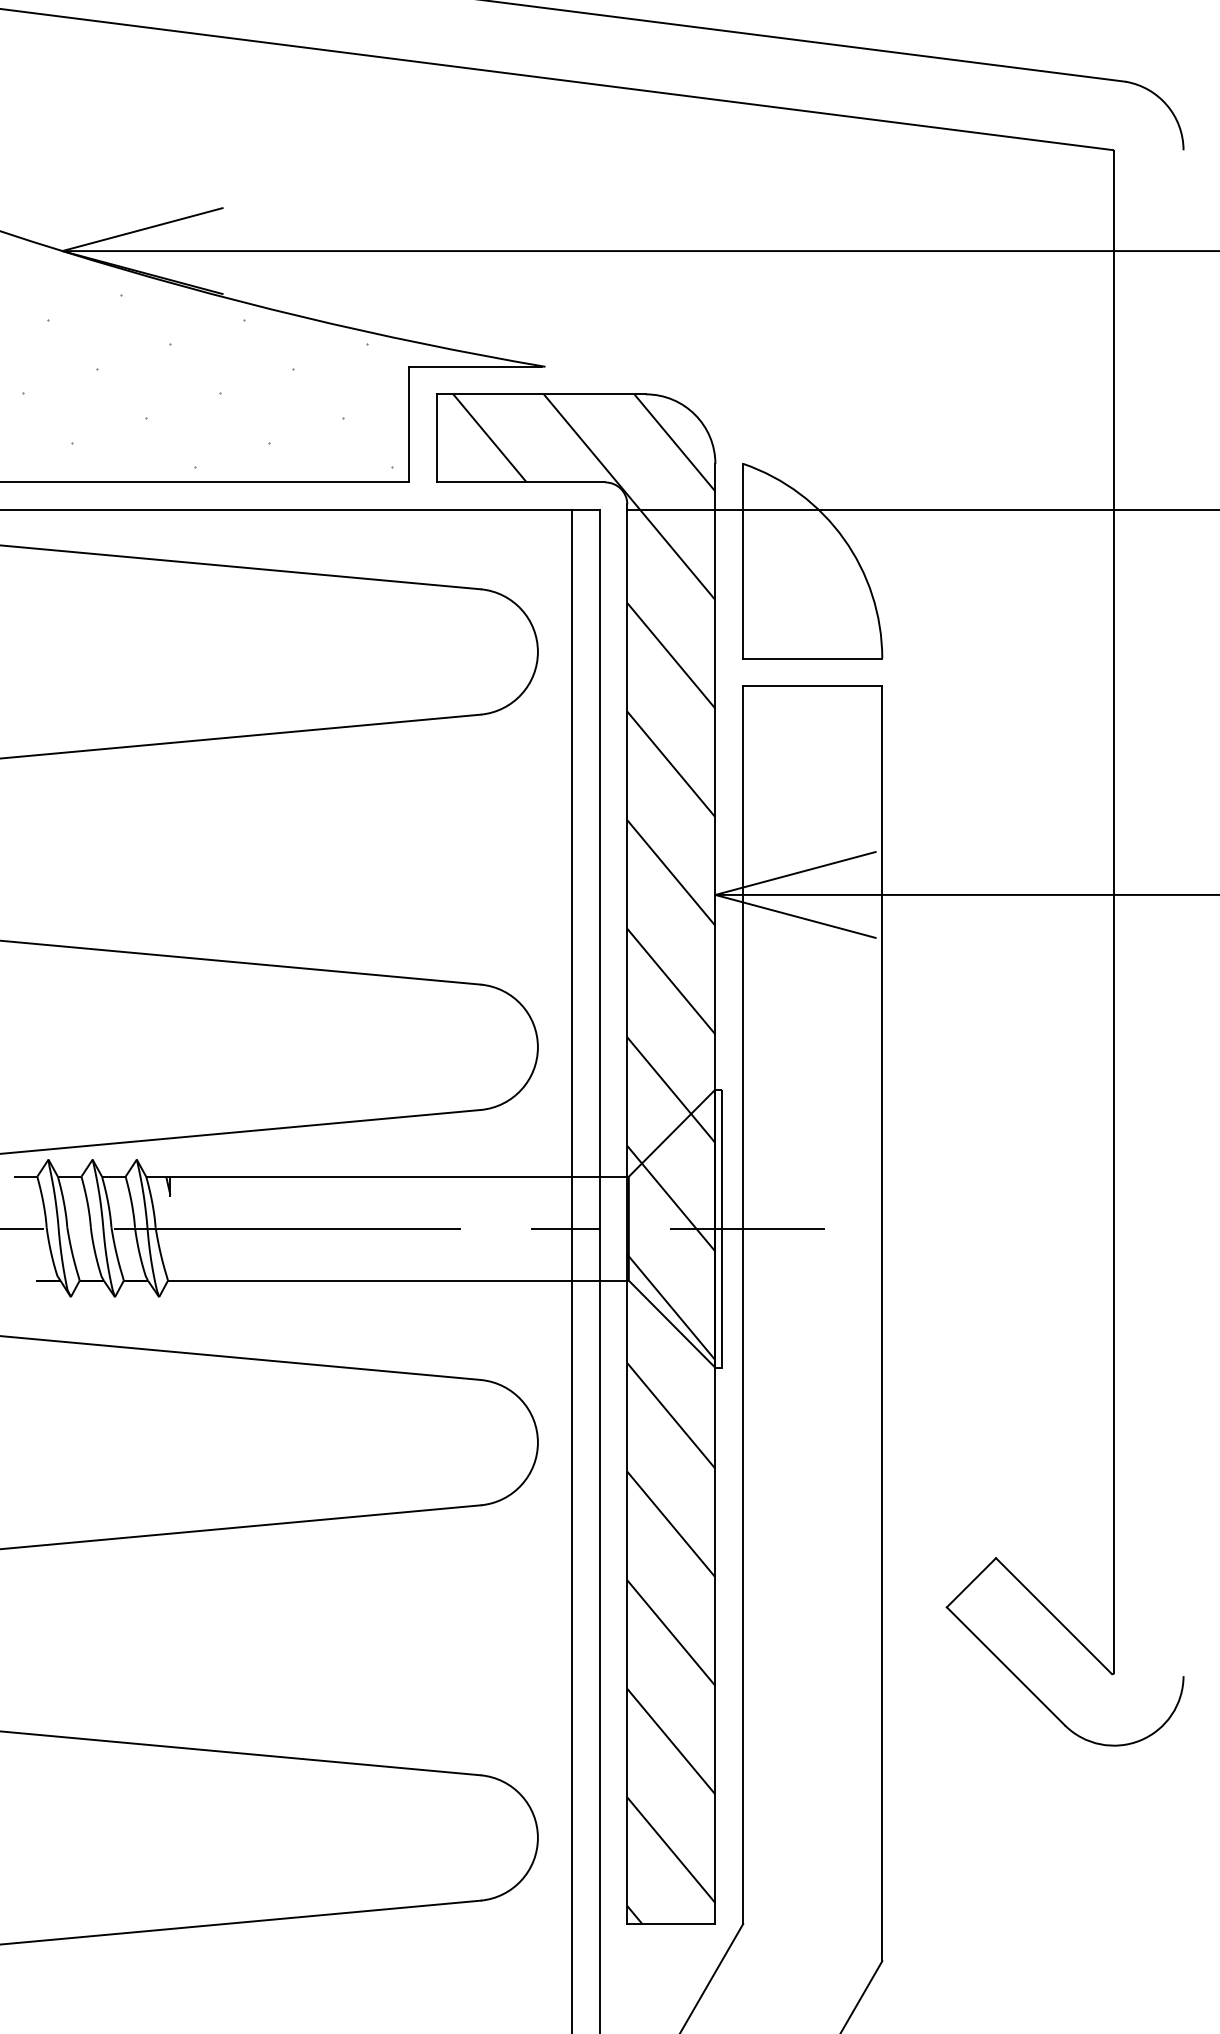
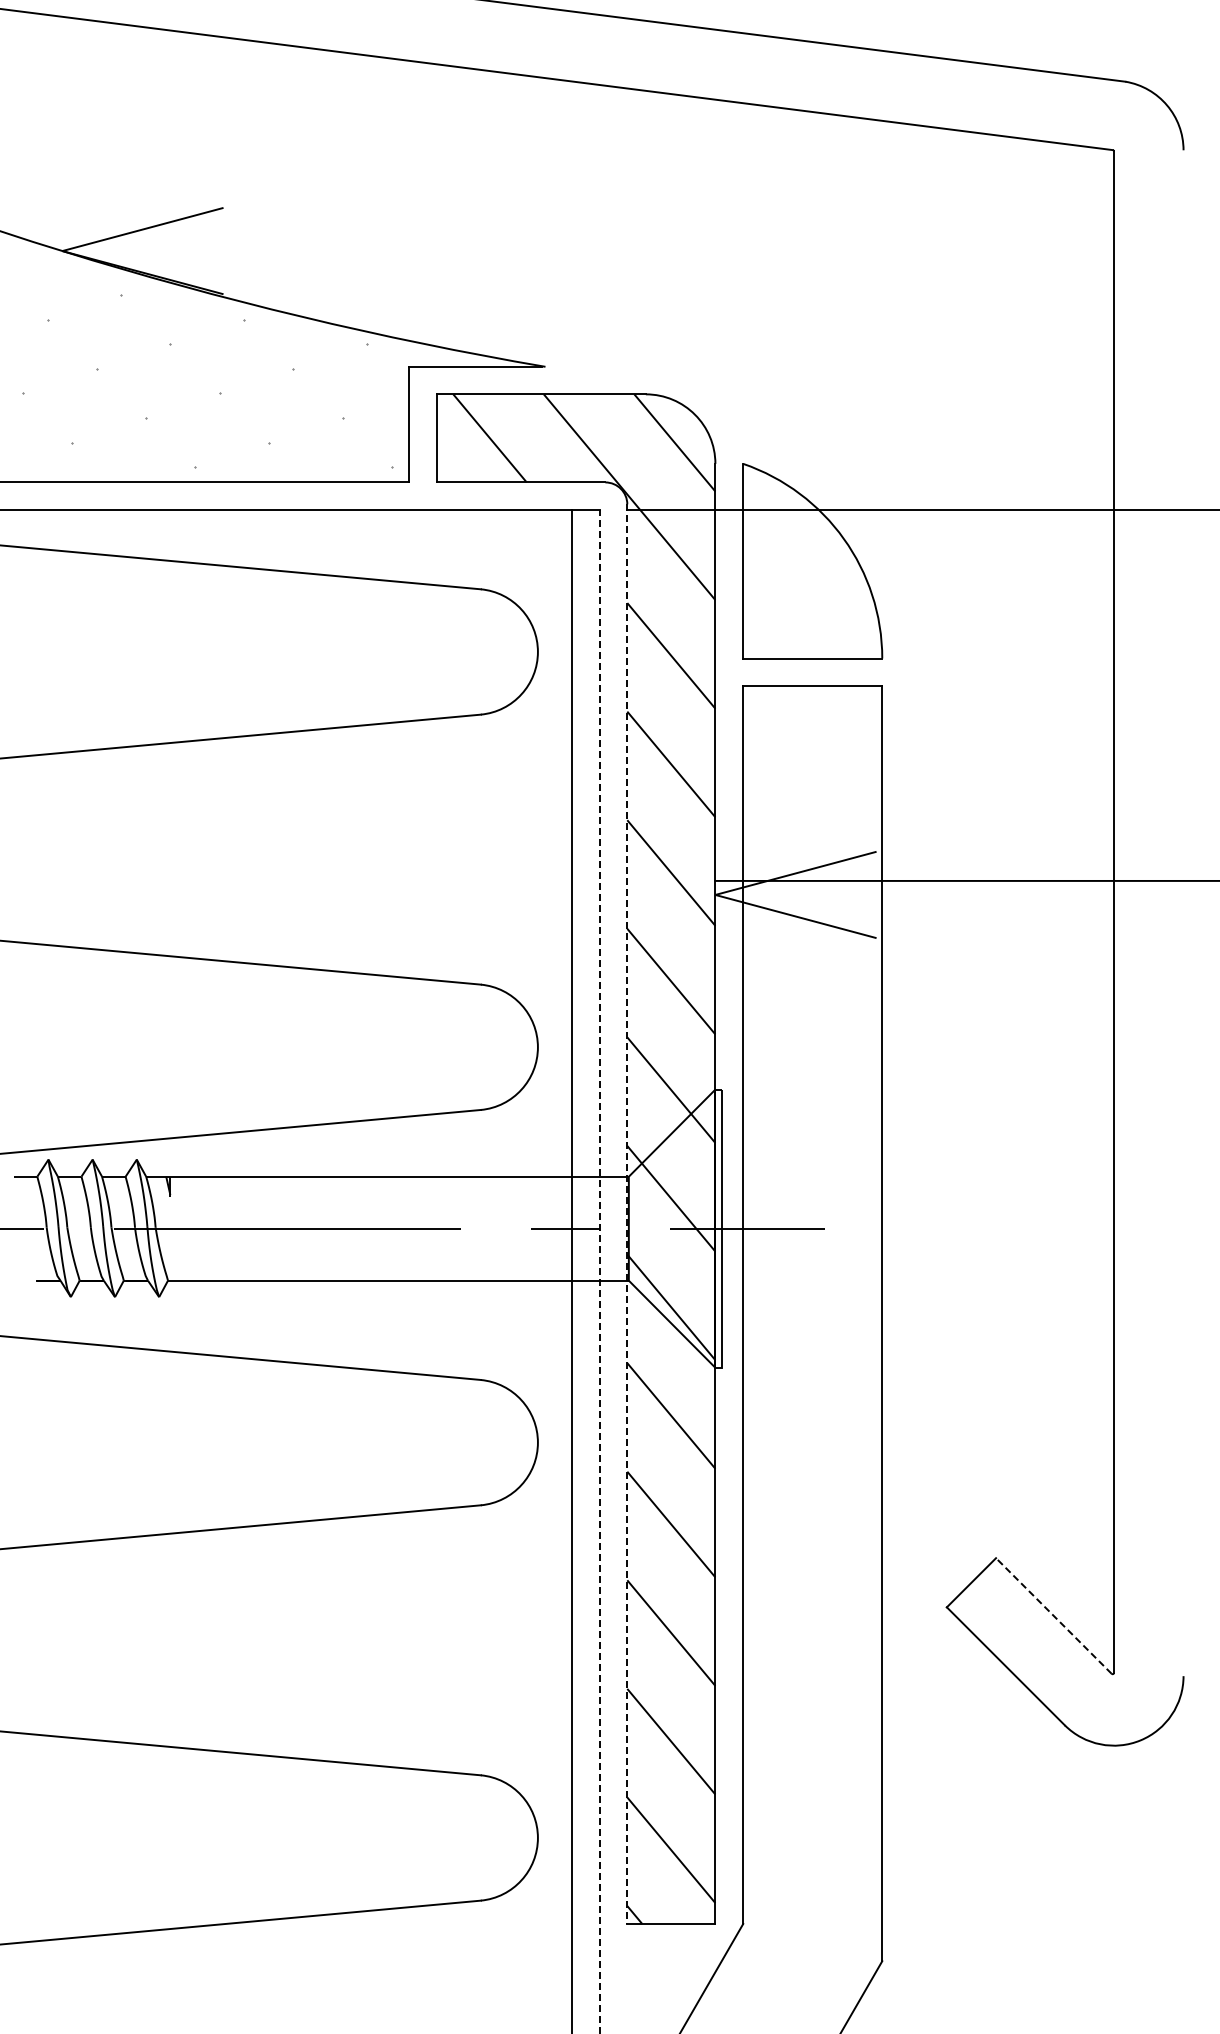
line: present -> none (639, 251)
line position: (965, 894) -> (965, 880) (965, 880)
line: solid -> dashed (627, 1214)
line: solid -> dashed (599, 1271)
line: solid -> dashed (1053, 1615)
